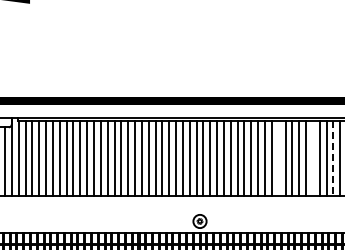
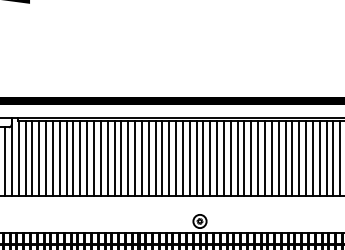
line: none -> present (278, 158)
line: none -> present (312, 158)
line: dashed -> solid (333, 158)
